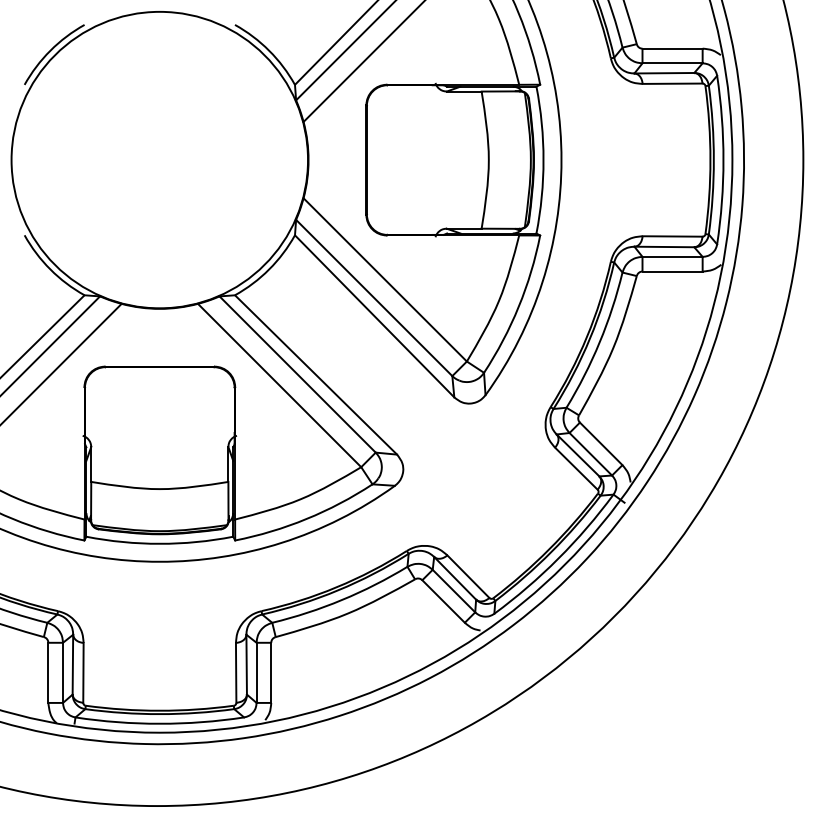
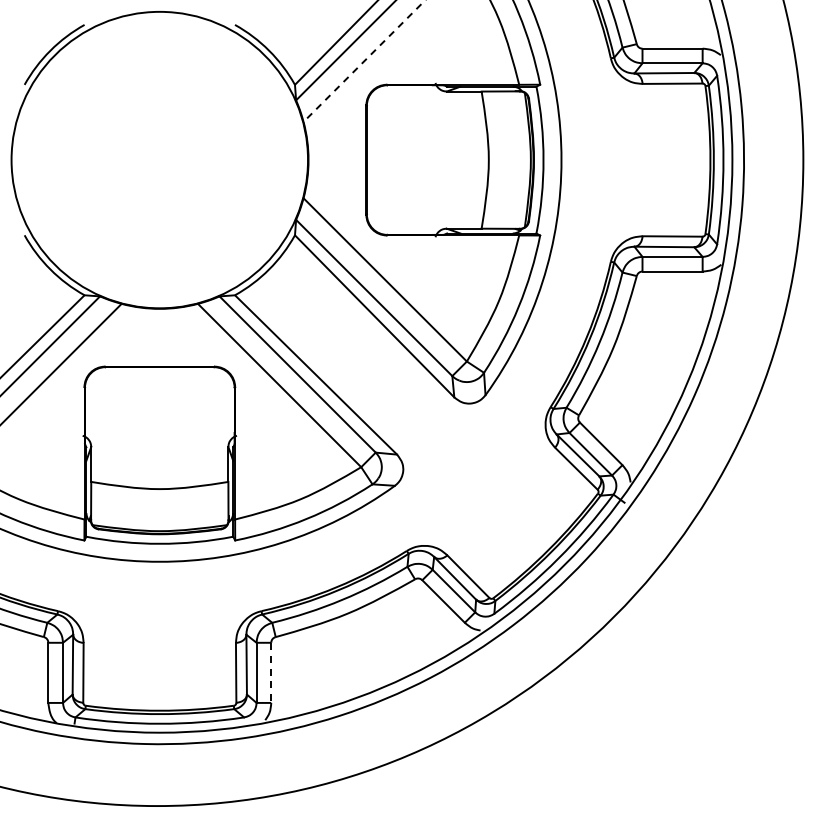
line: solid -> dashed (364, 61)
line: solid -> dashed (271, 673)
